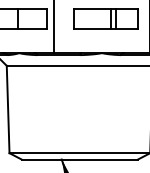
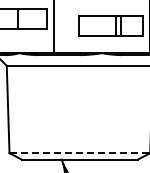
part position: (105, 18) -> (110, 25) (110, 25)
line: solid -> dashed (79, 153)
